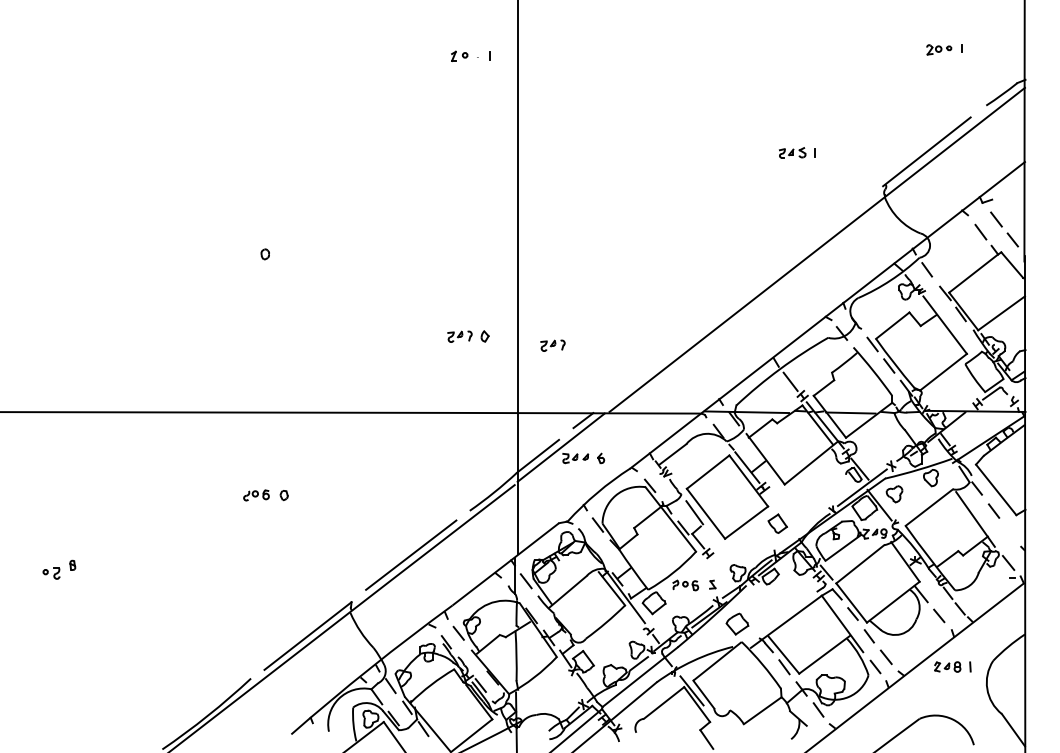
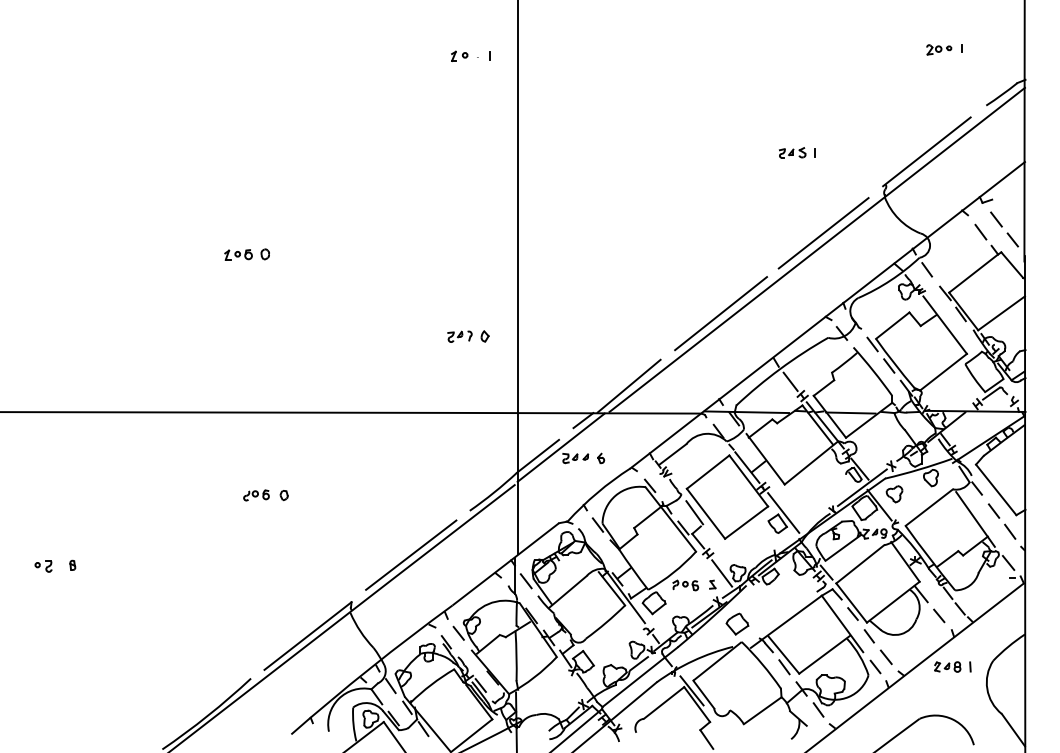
line: none -> present (823, 233)
part: none -> present (238, 254)
line: none -> present (721, 313)
part: present -> none (552, 345)
line: none -> present (628, 385)
line: none -> present (783, 512)
line: none -> present (1010, 531)
part position: (51, 573) -> (43, 566) (43, 566)
line: none -> present (722, 573)
